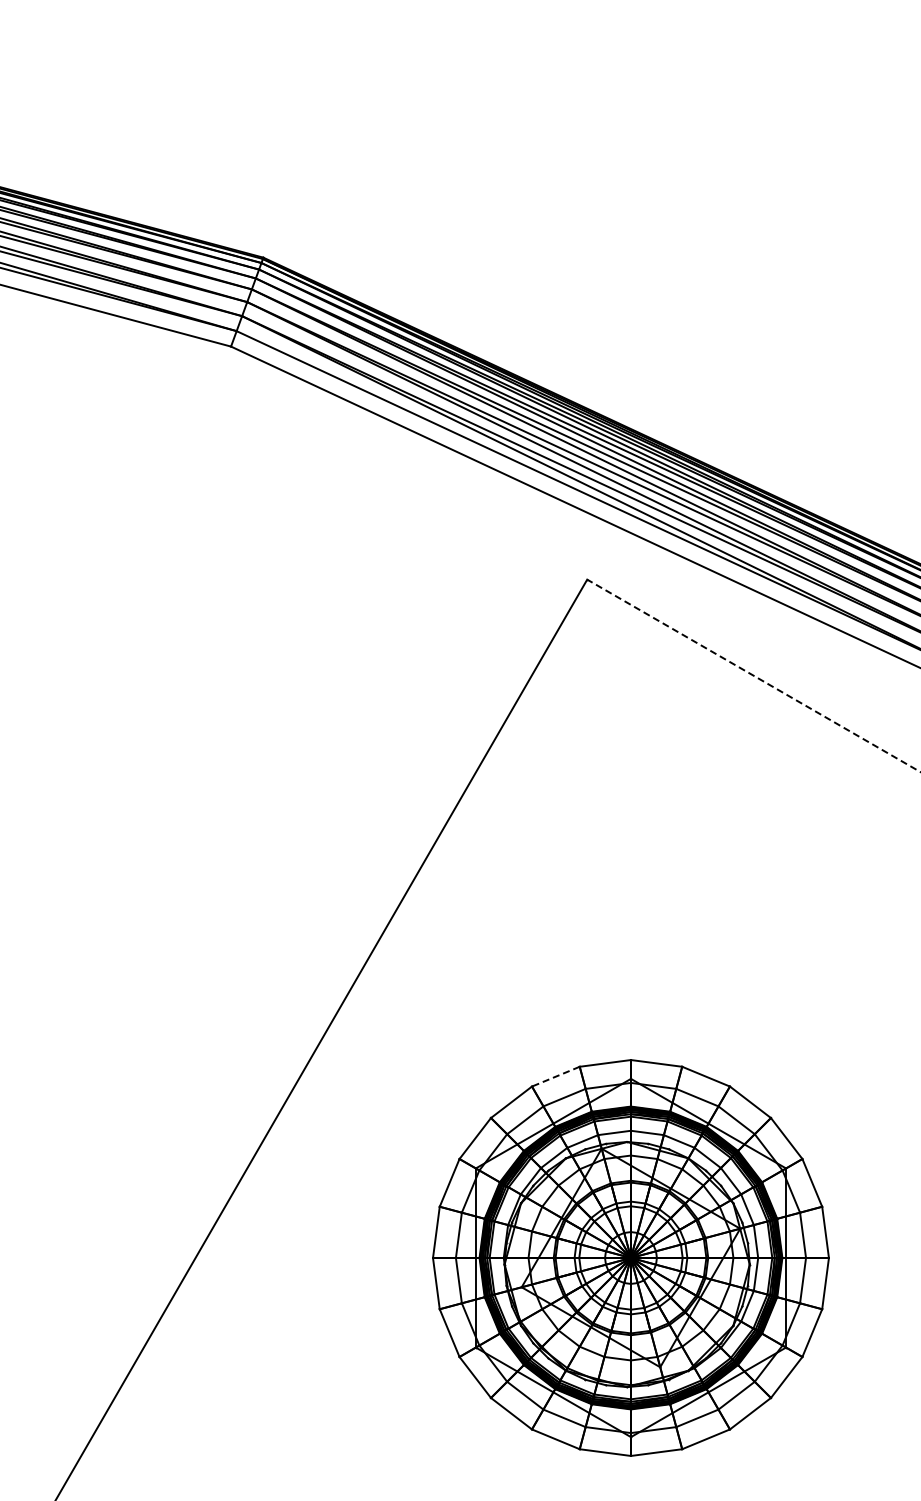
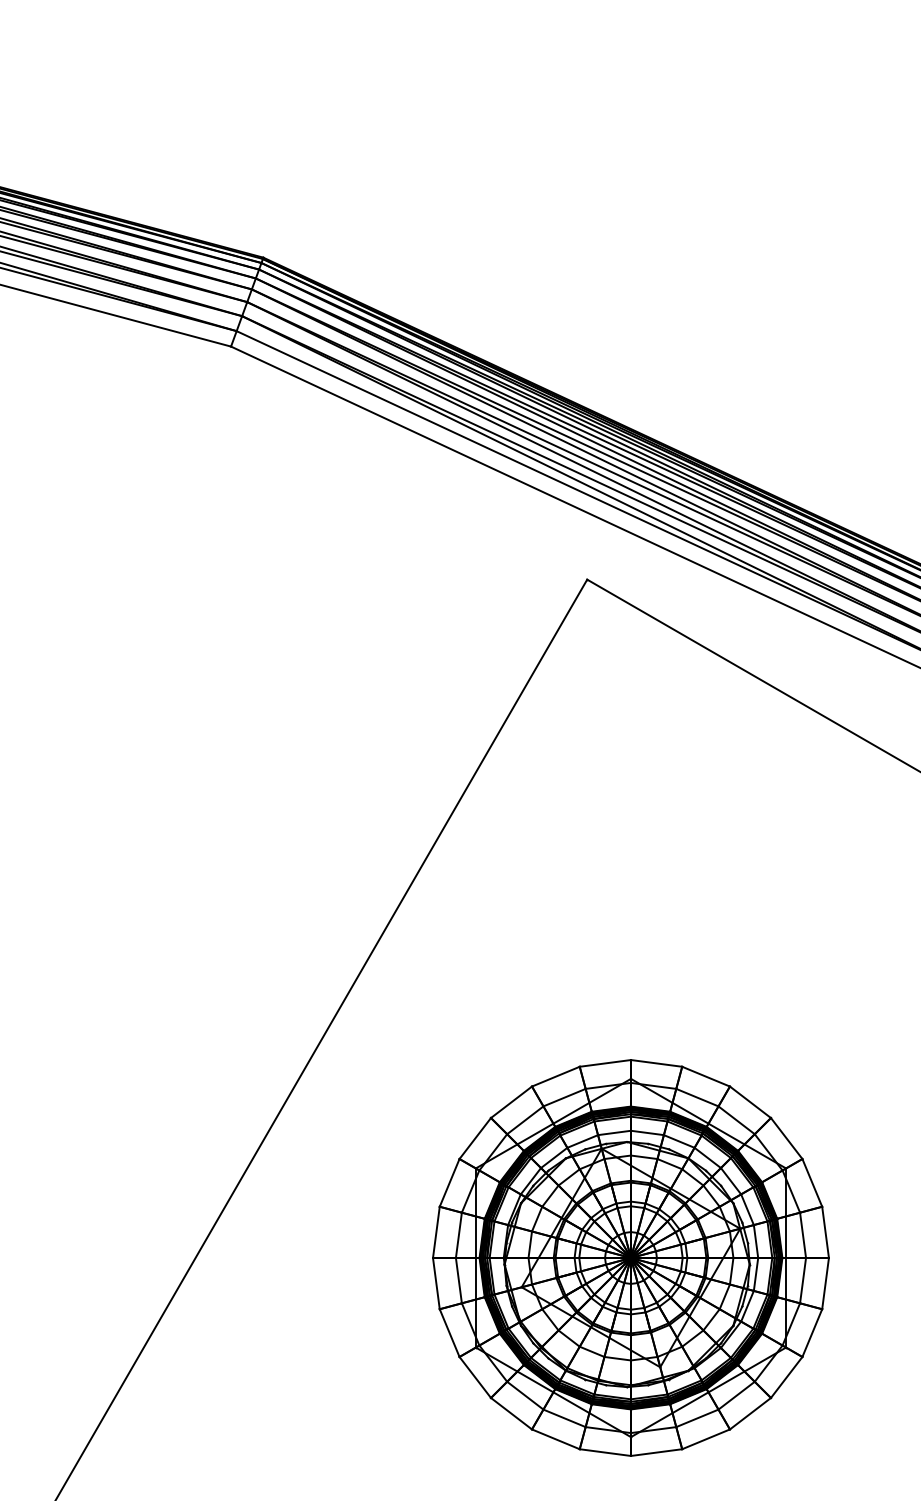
line: dashed -> solid (753, 675)
line: dashed -> solid (555, 1076)
